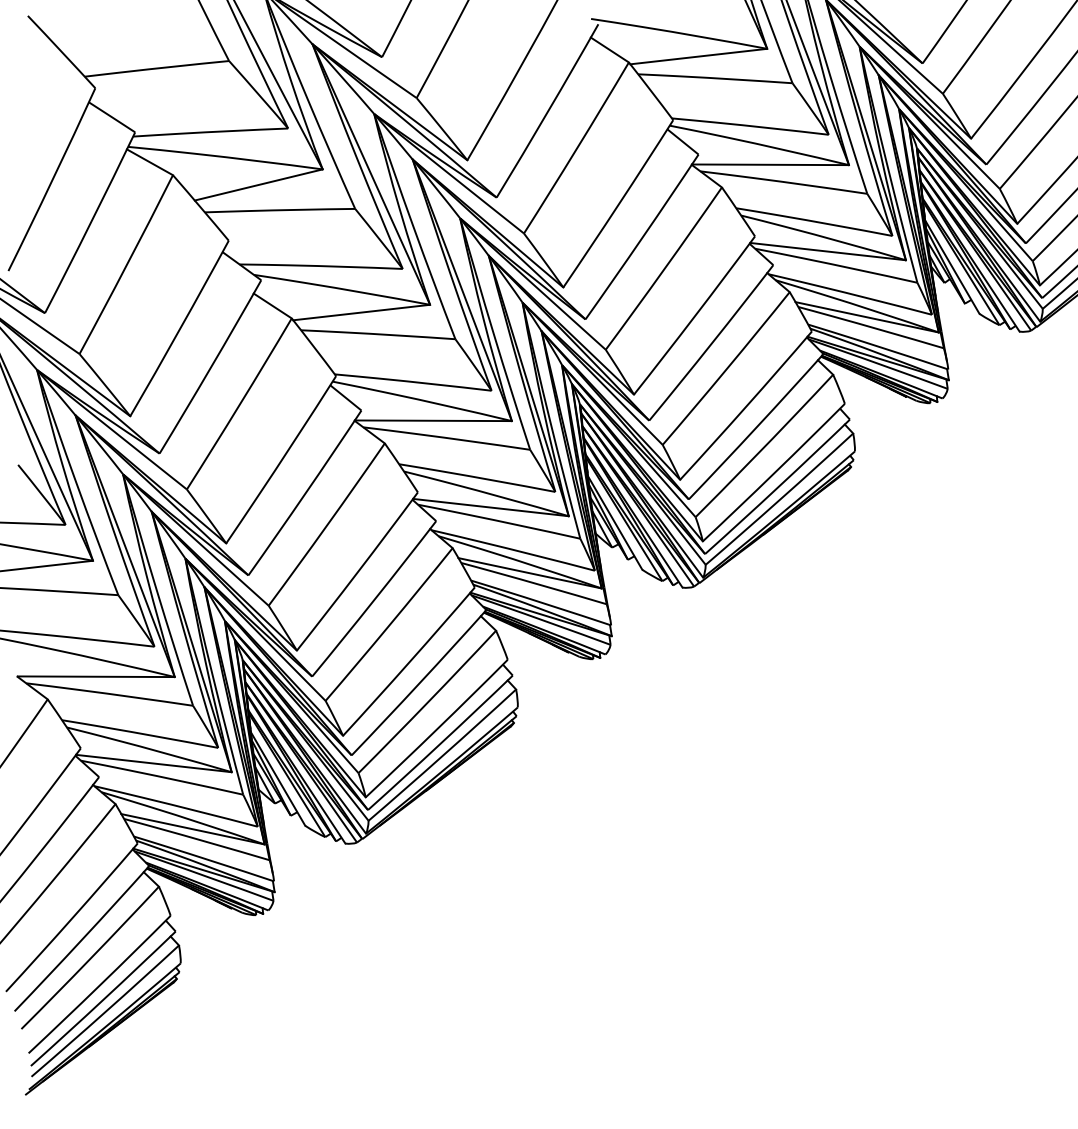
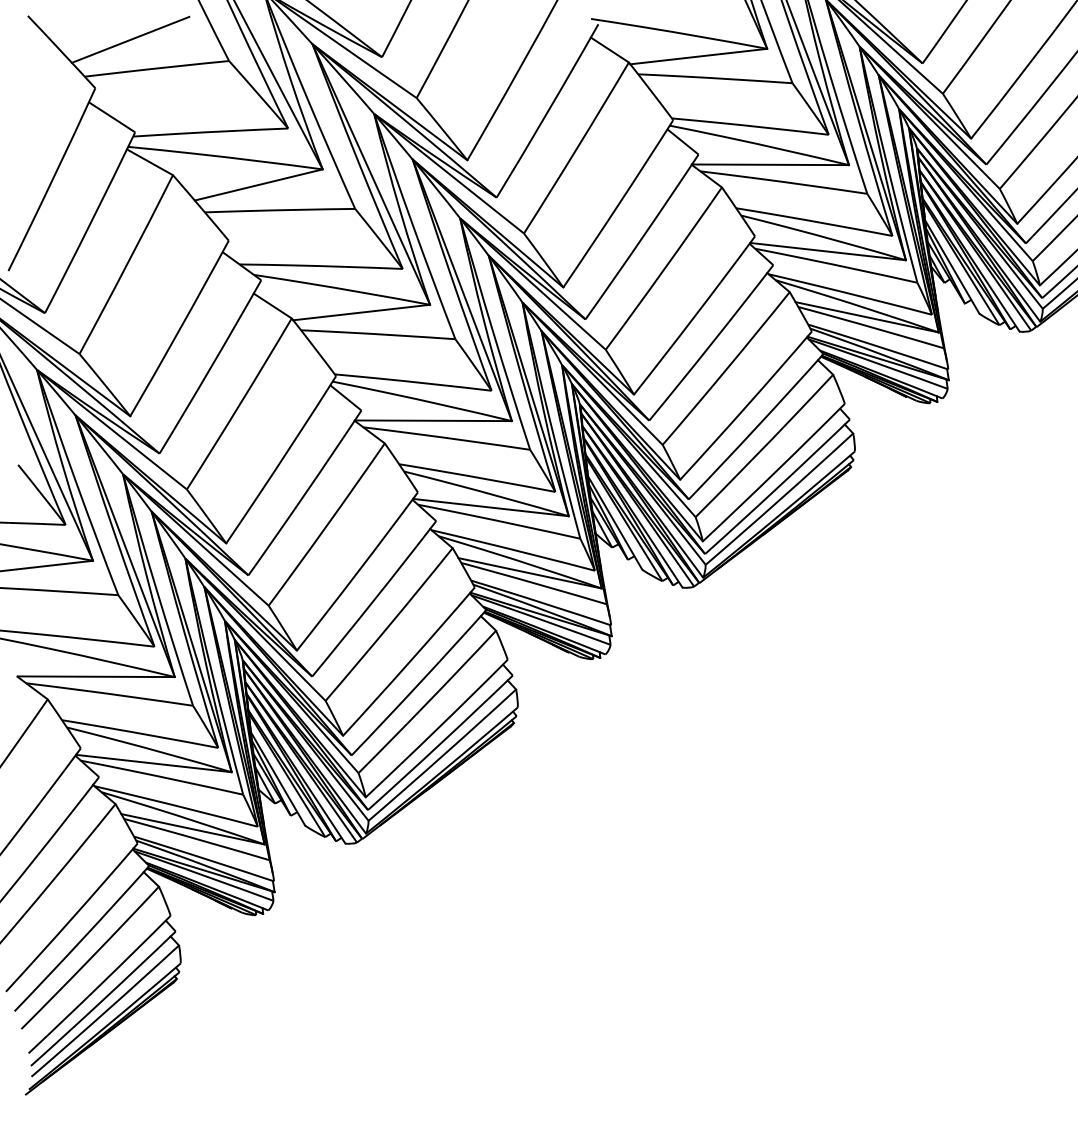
line: none -> present (130, 39)
